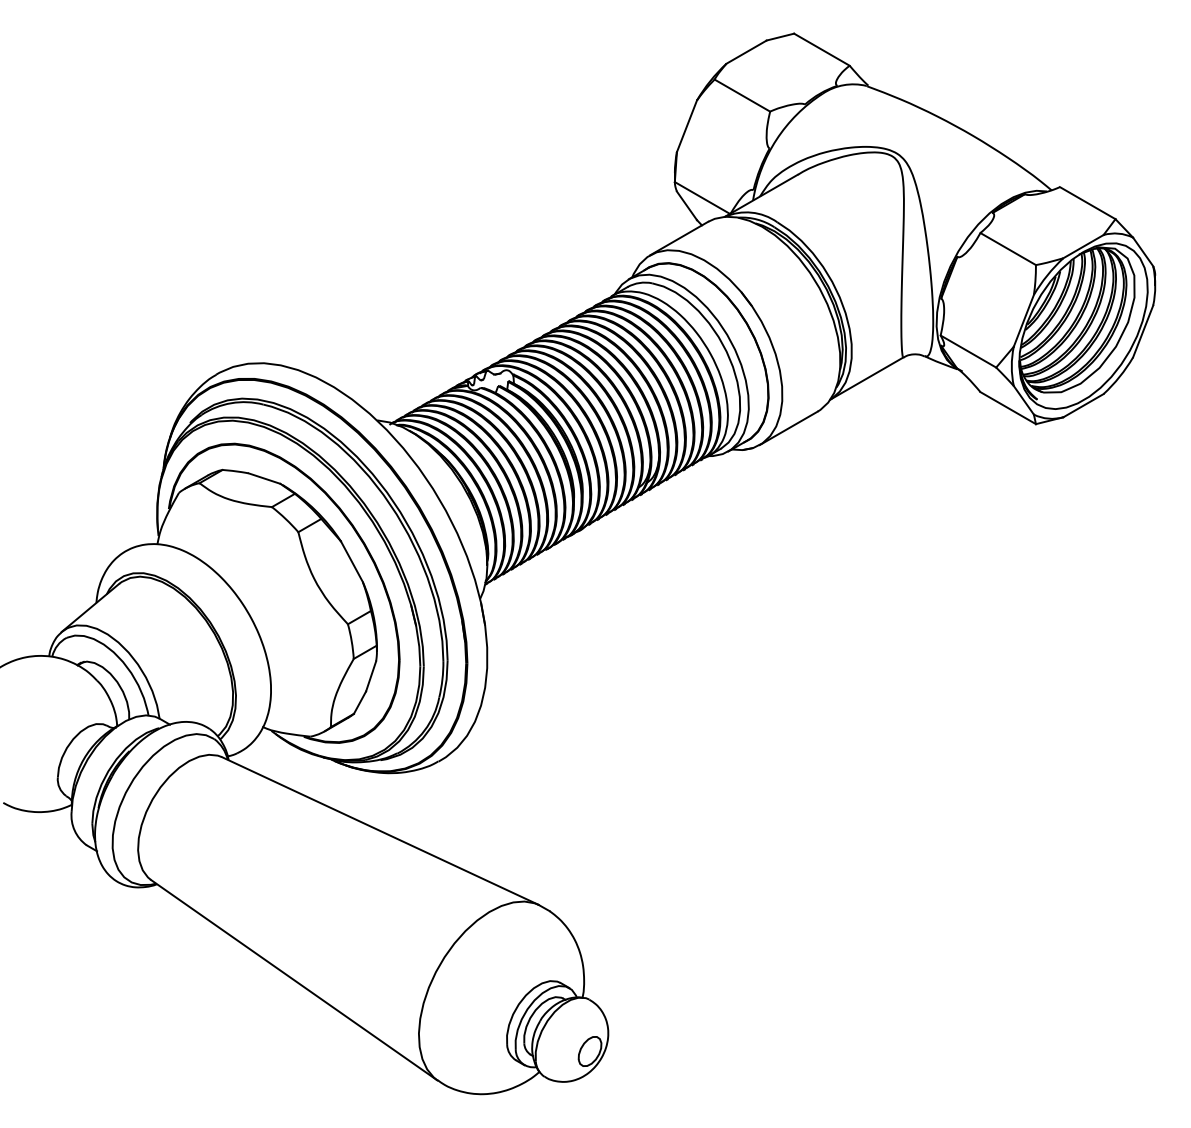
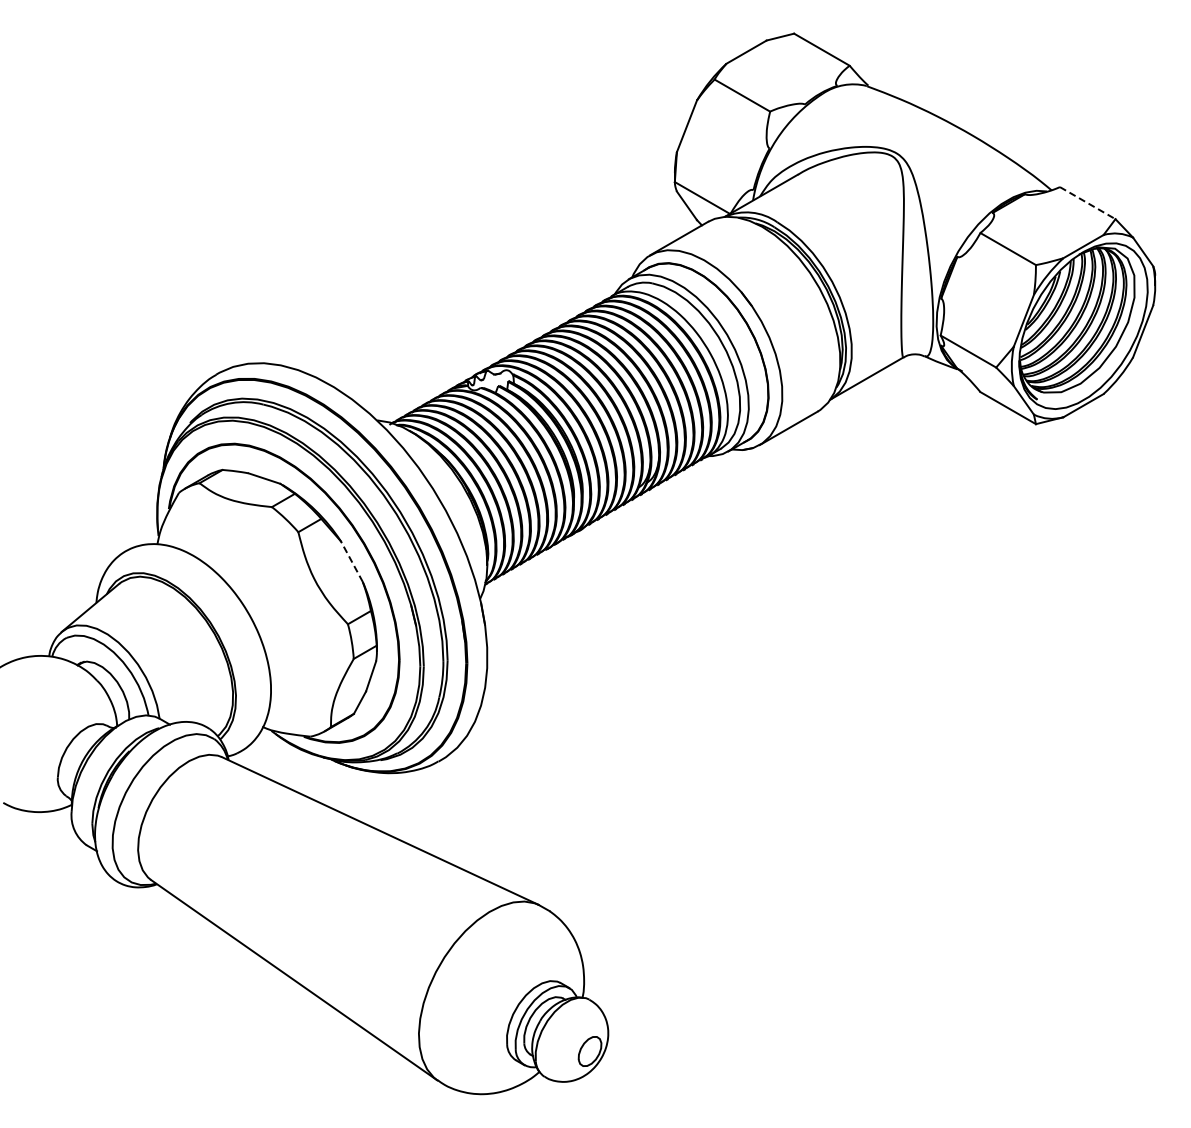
line: solid -> dashed (1088, 203)
line: solid -> dashed (351, 561)
